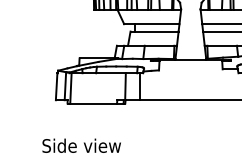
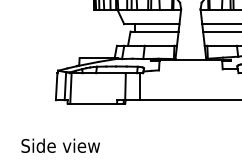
text position: (81, 145) -> (60, 145) (60, 145)
